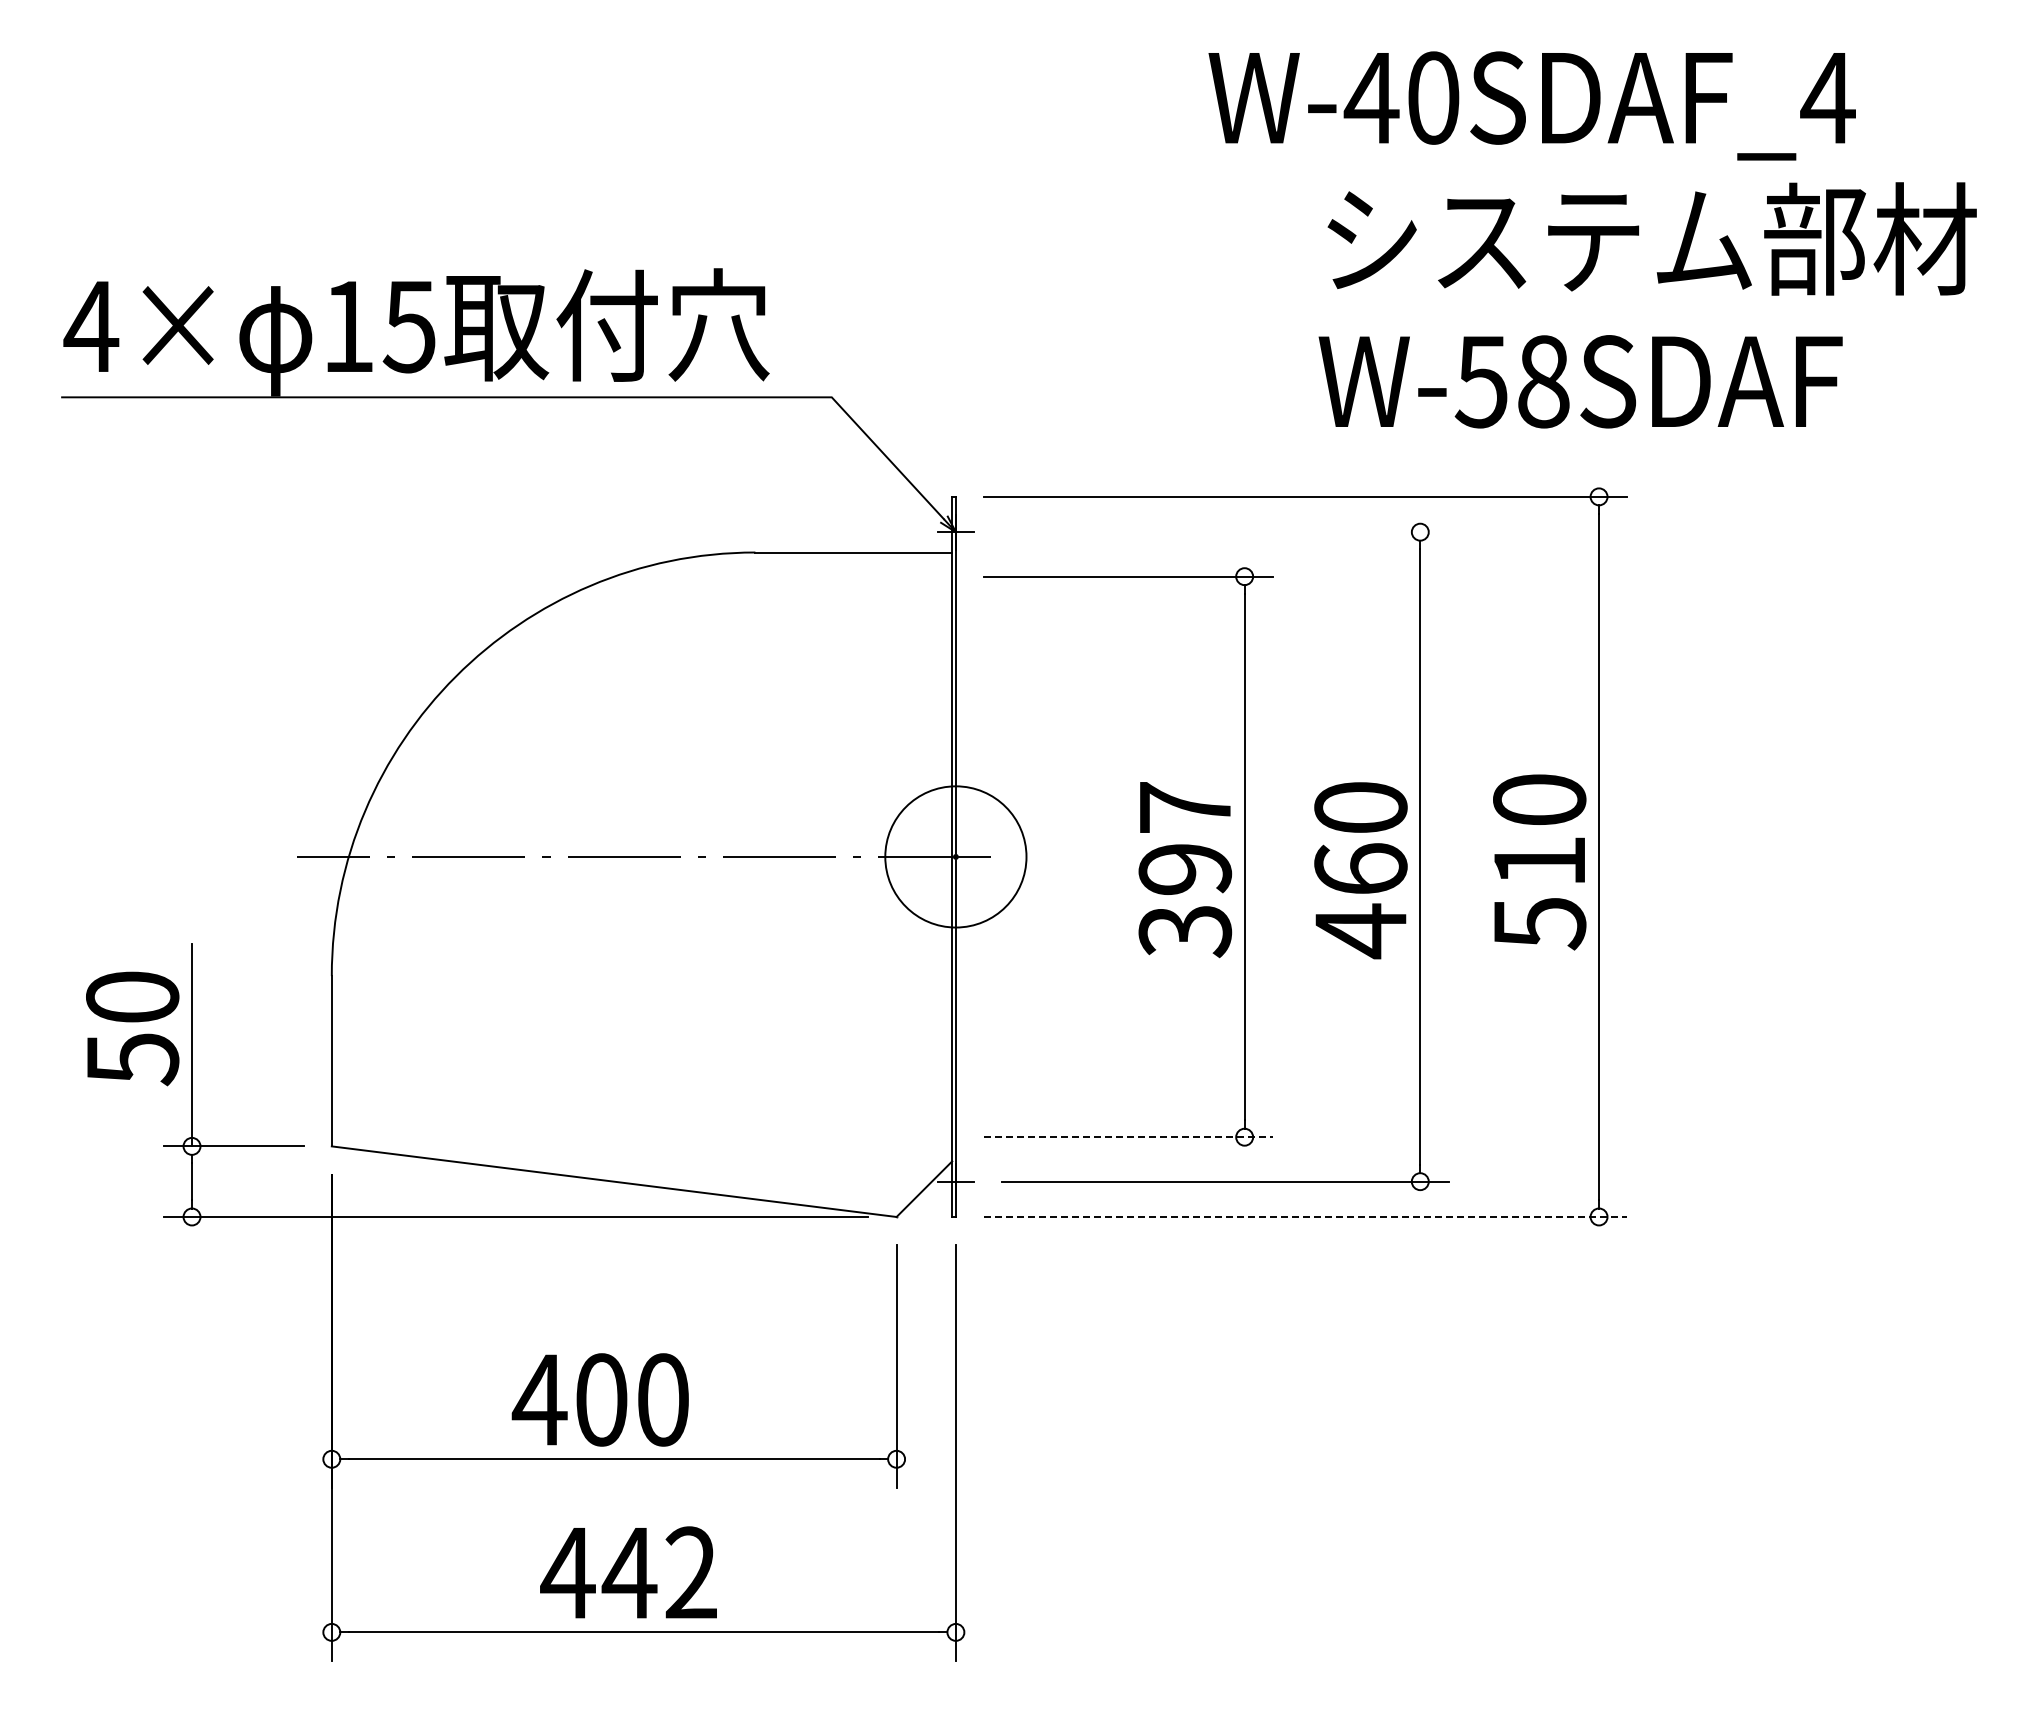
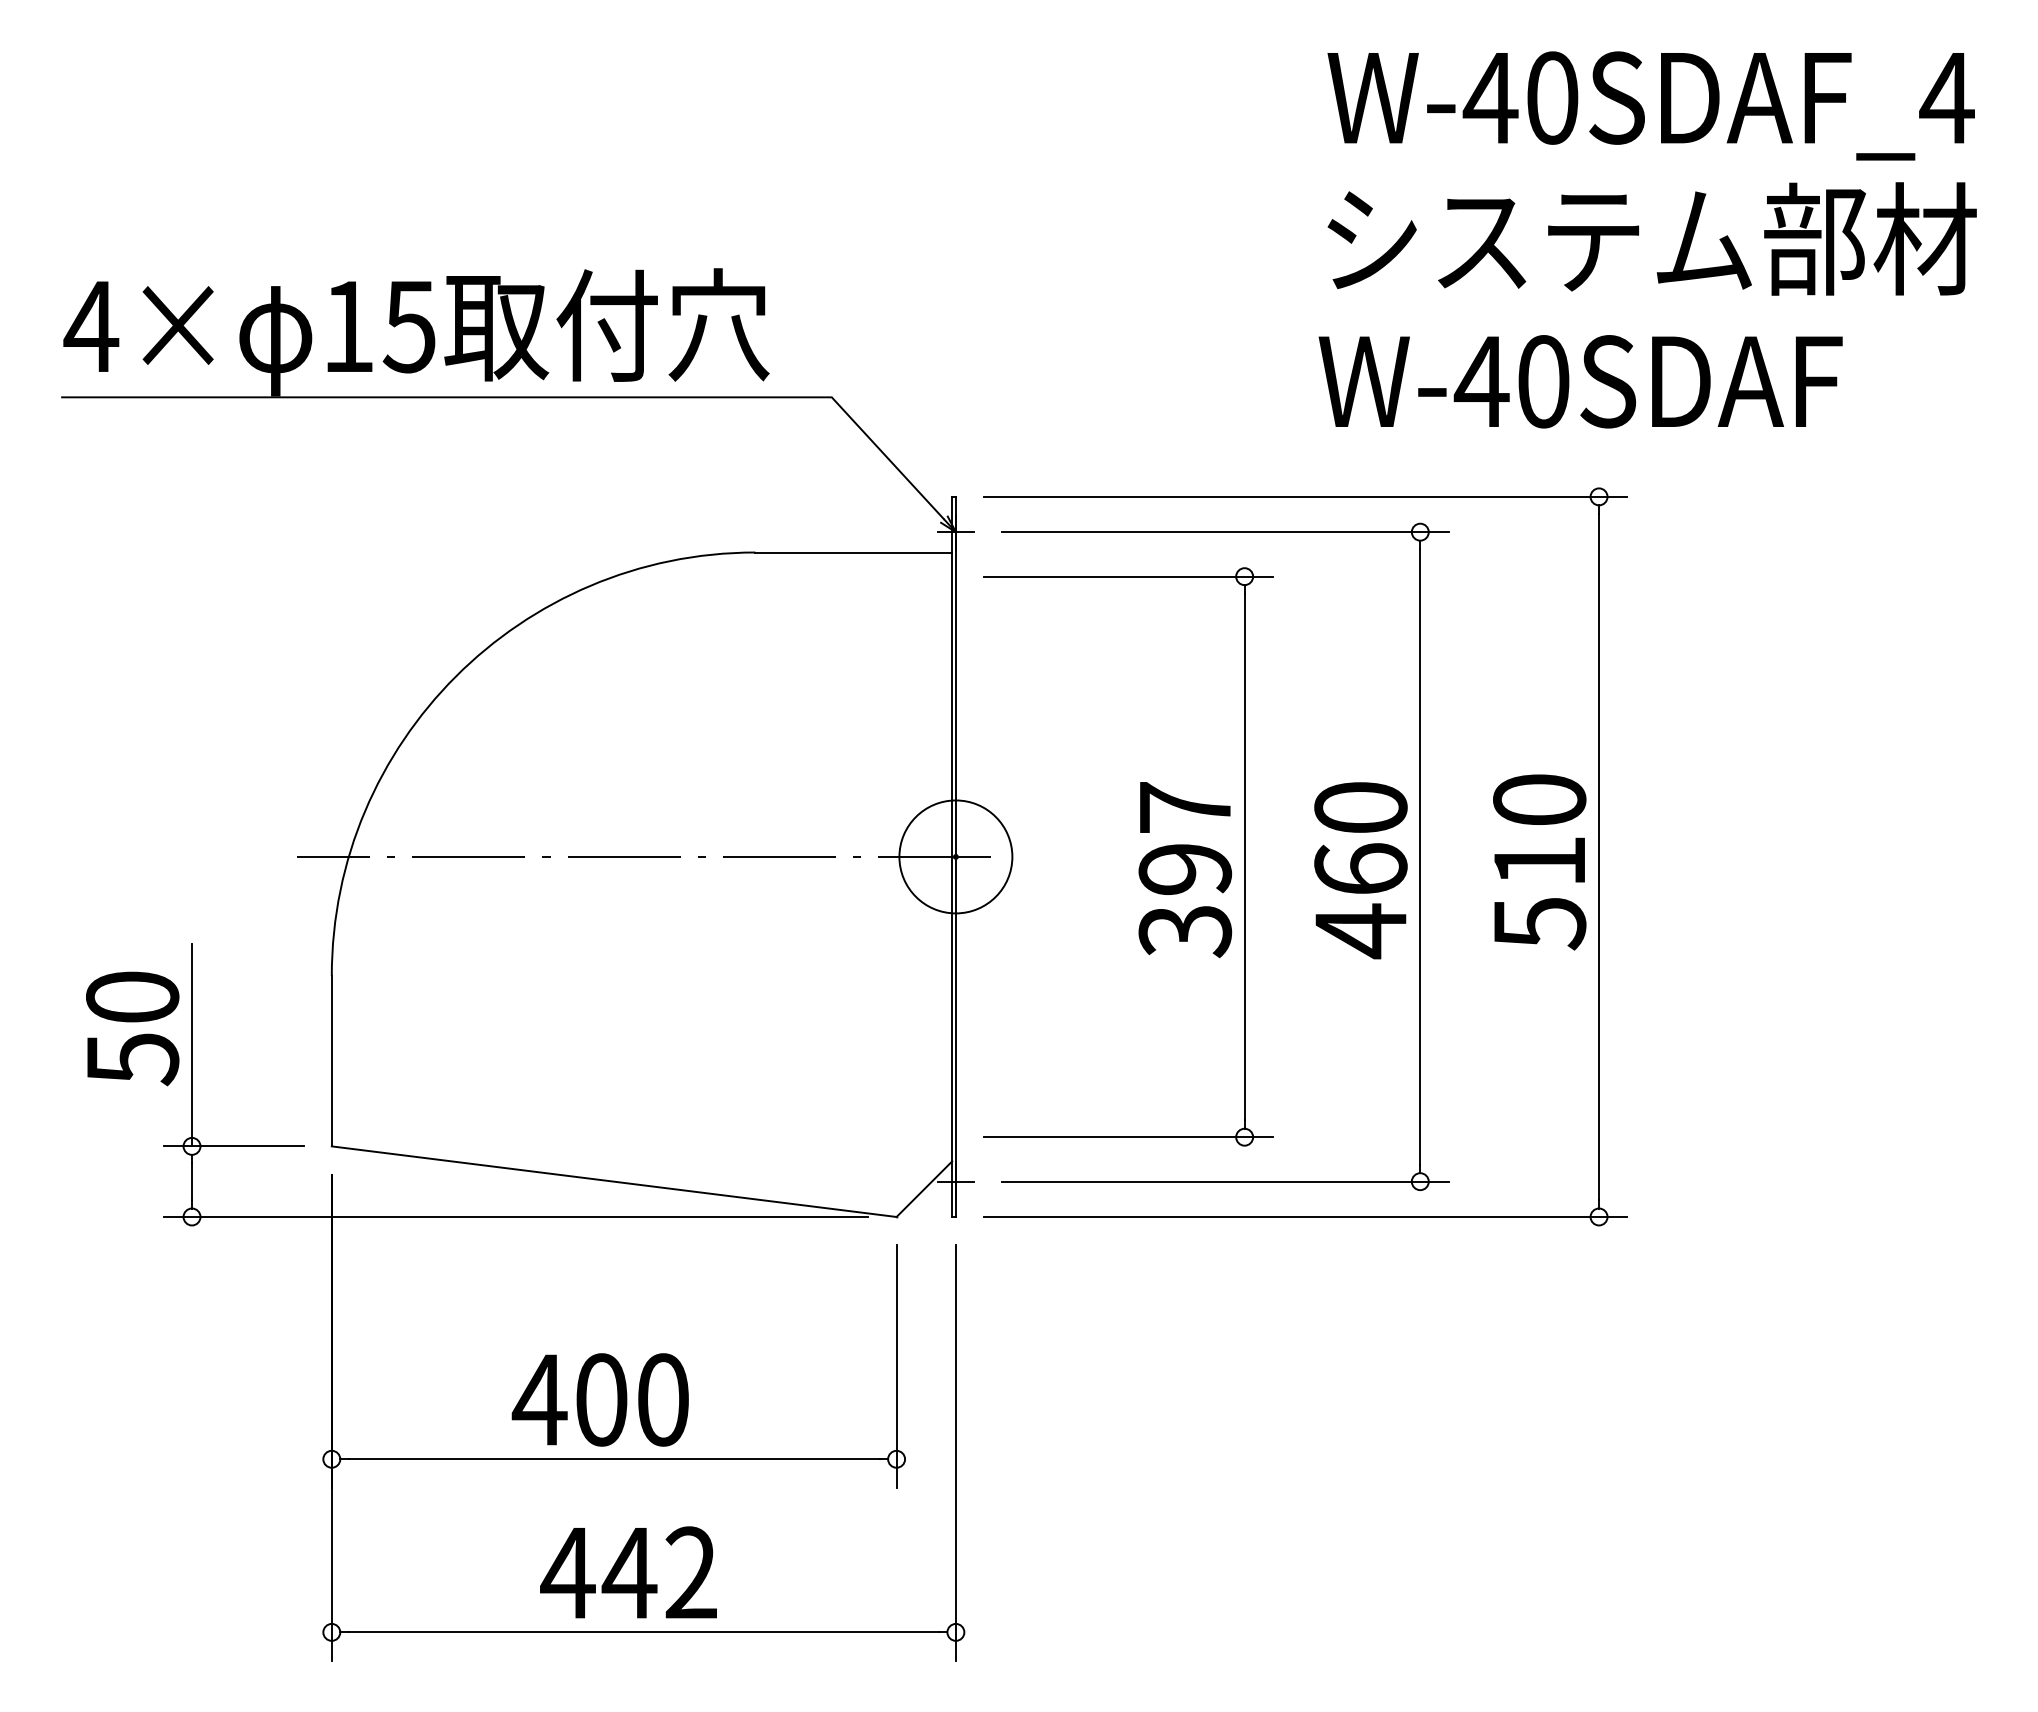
text position: (1531, 105) -> (1650, 105) (1650, 105)
text: W-58SDAF -> W-40SDAF (1511, 381)
line: none -> present (1224, 532)
circle diameter: 141 px -> 113 px (955, 856)
line: dashed -> solid (1129, 1137)
line: dashed -> solid (1305, 1216)
